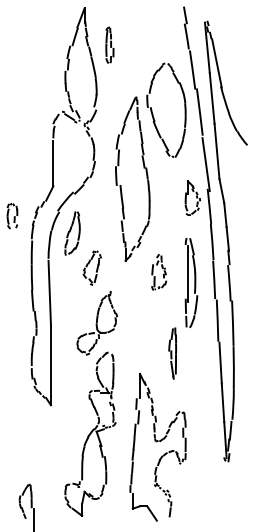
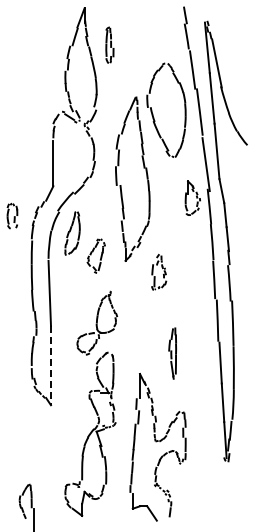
part position: (91, 267) -> (95, 255) (95, 255)
part: present -> none (191, 282)
line: solid -> dashed (50, 365)
